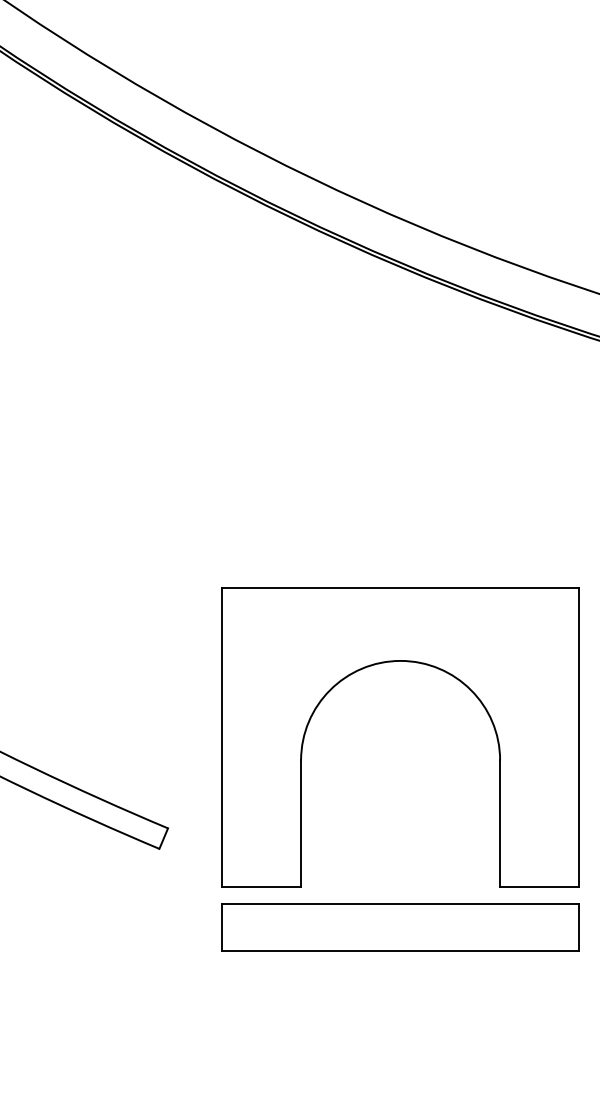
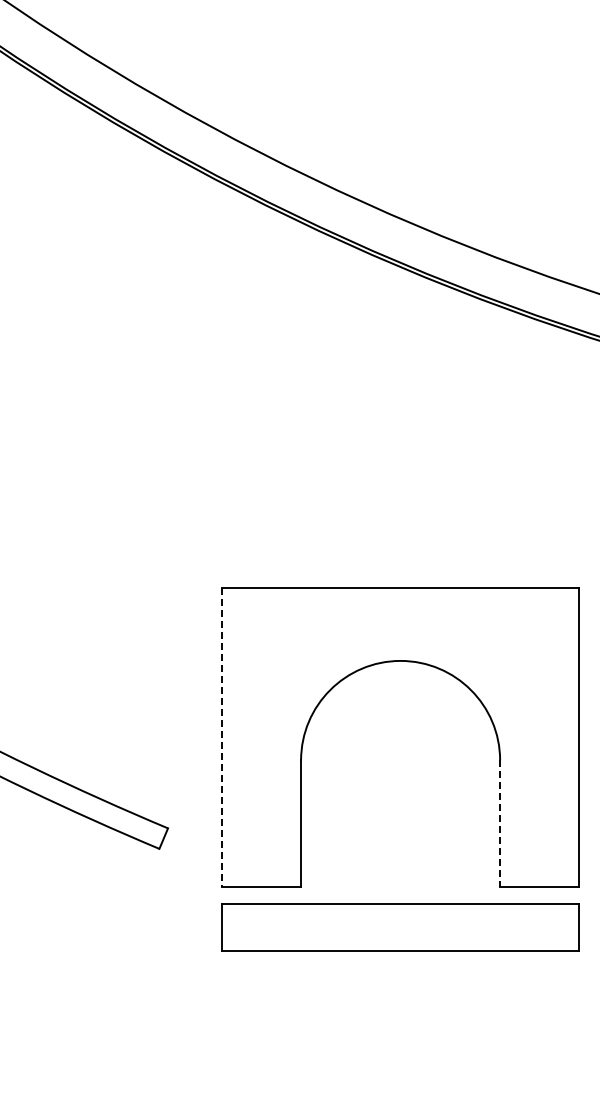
line: solid -> dashed (222, 737)
line: solid -> dashed (500, 824)
